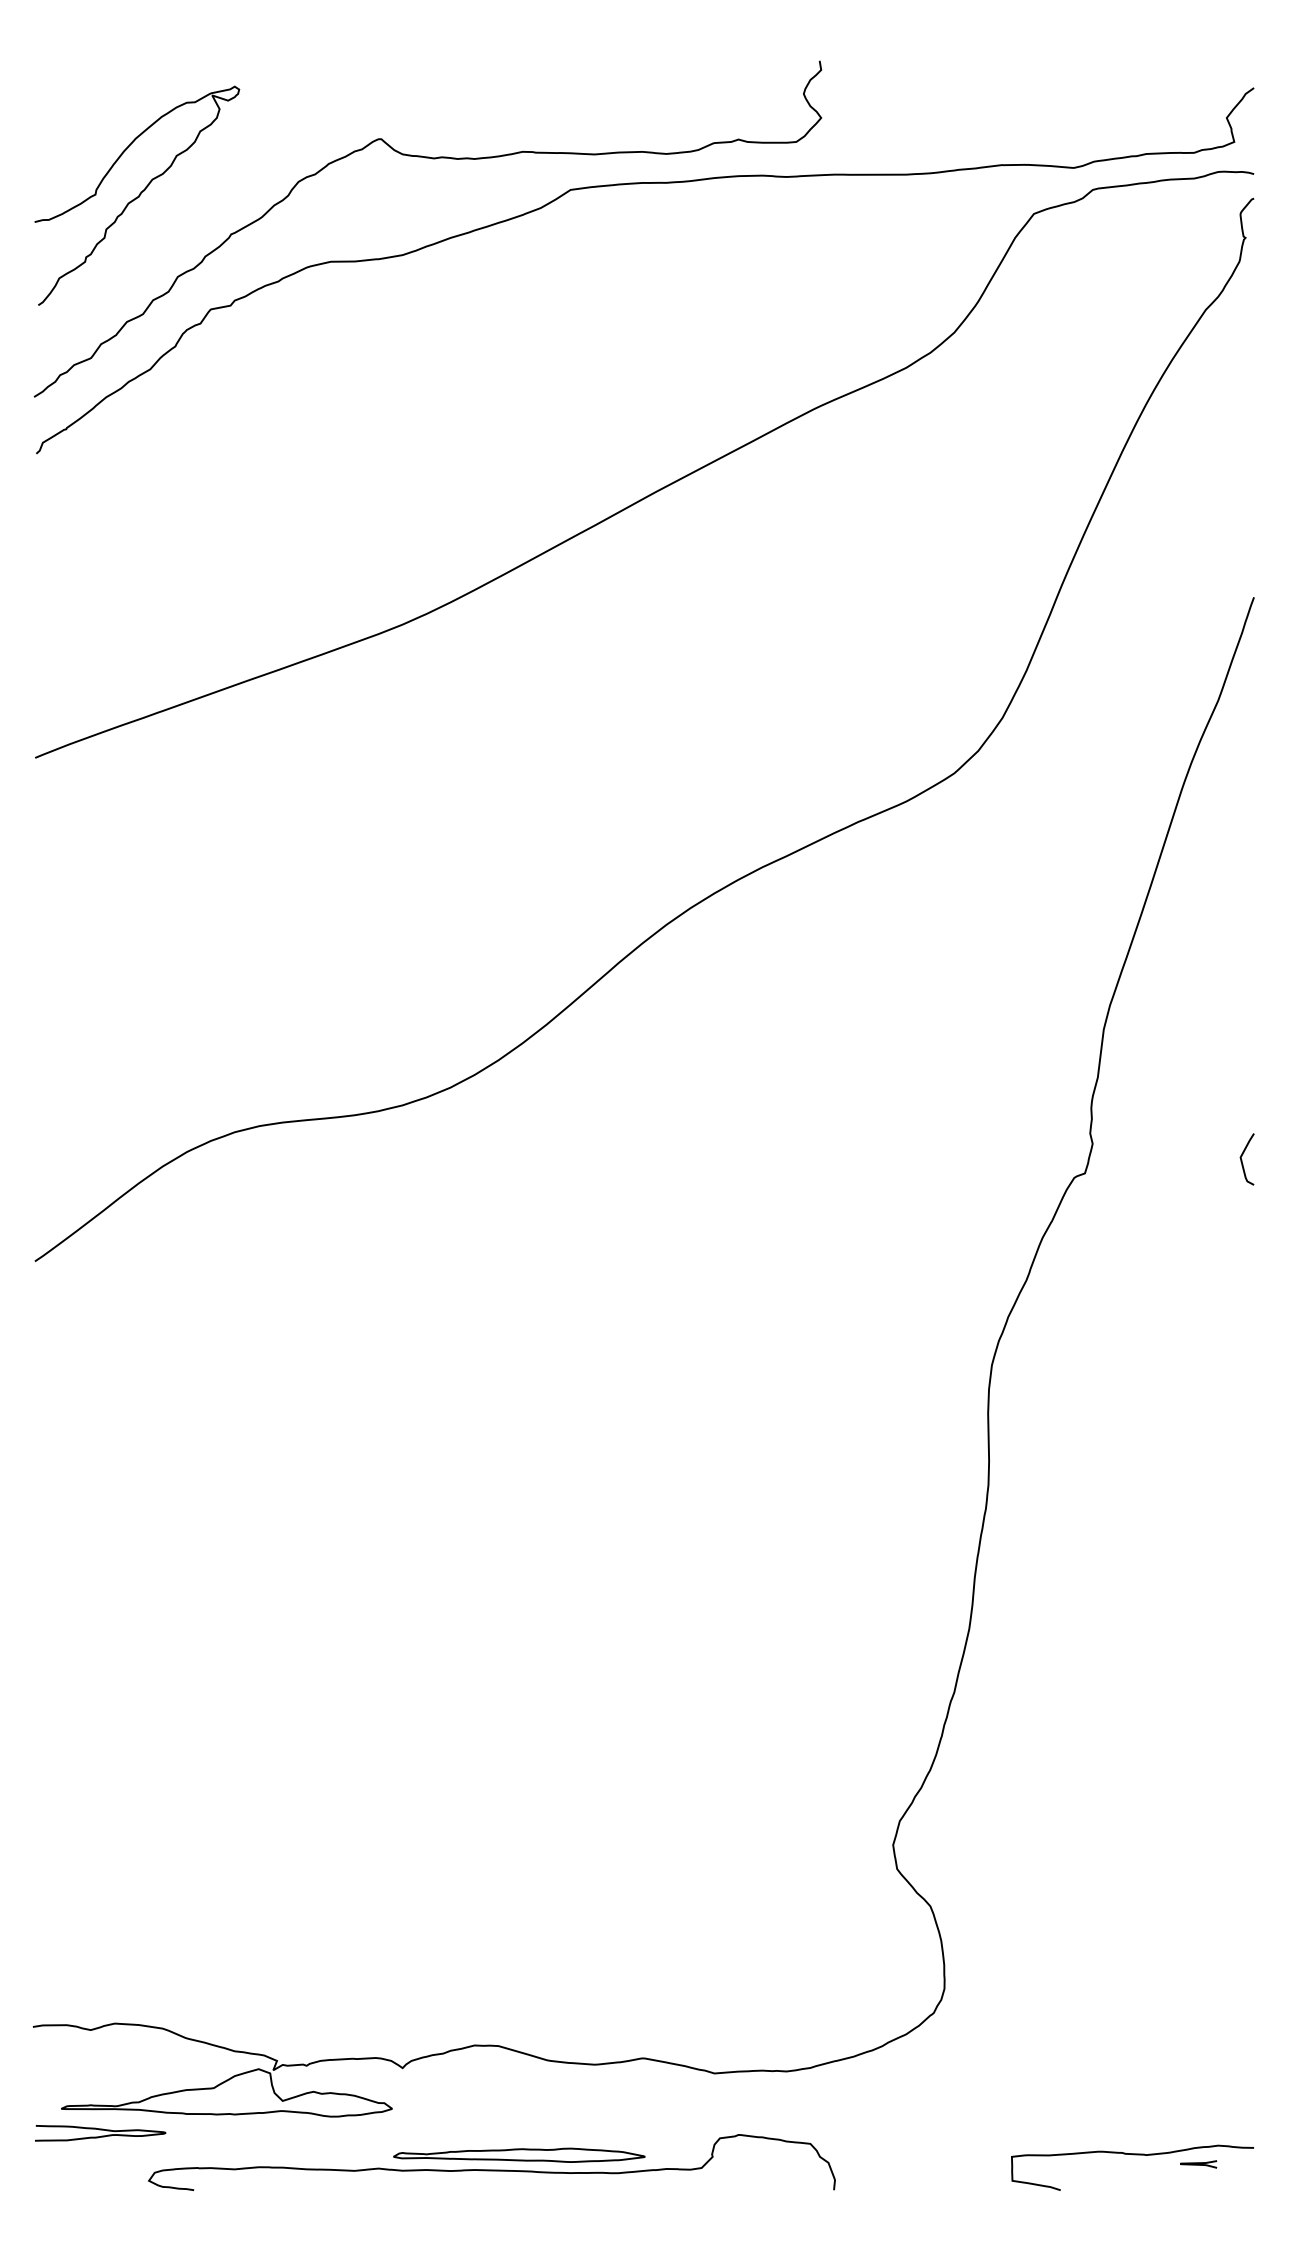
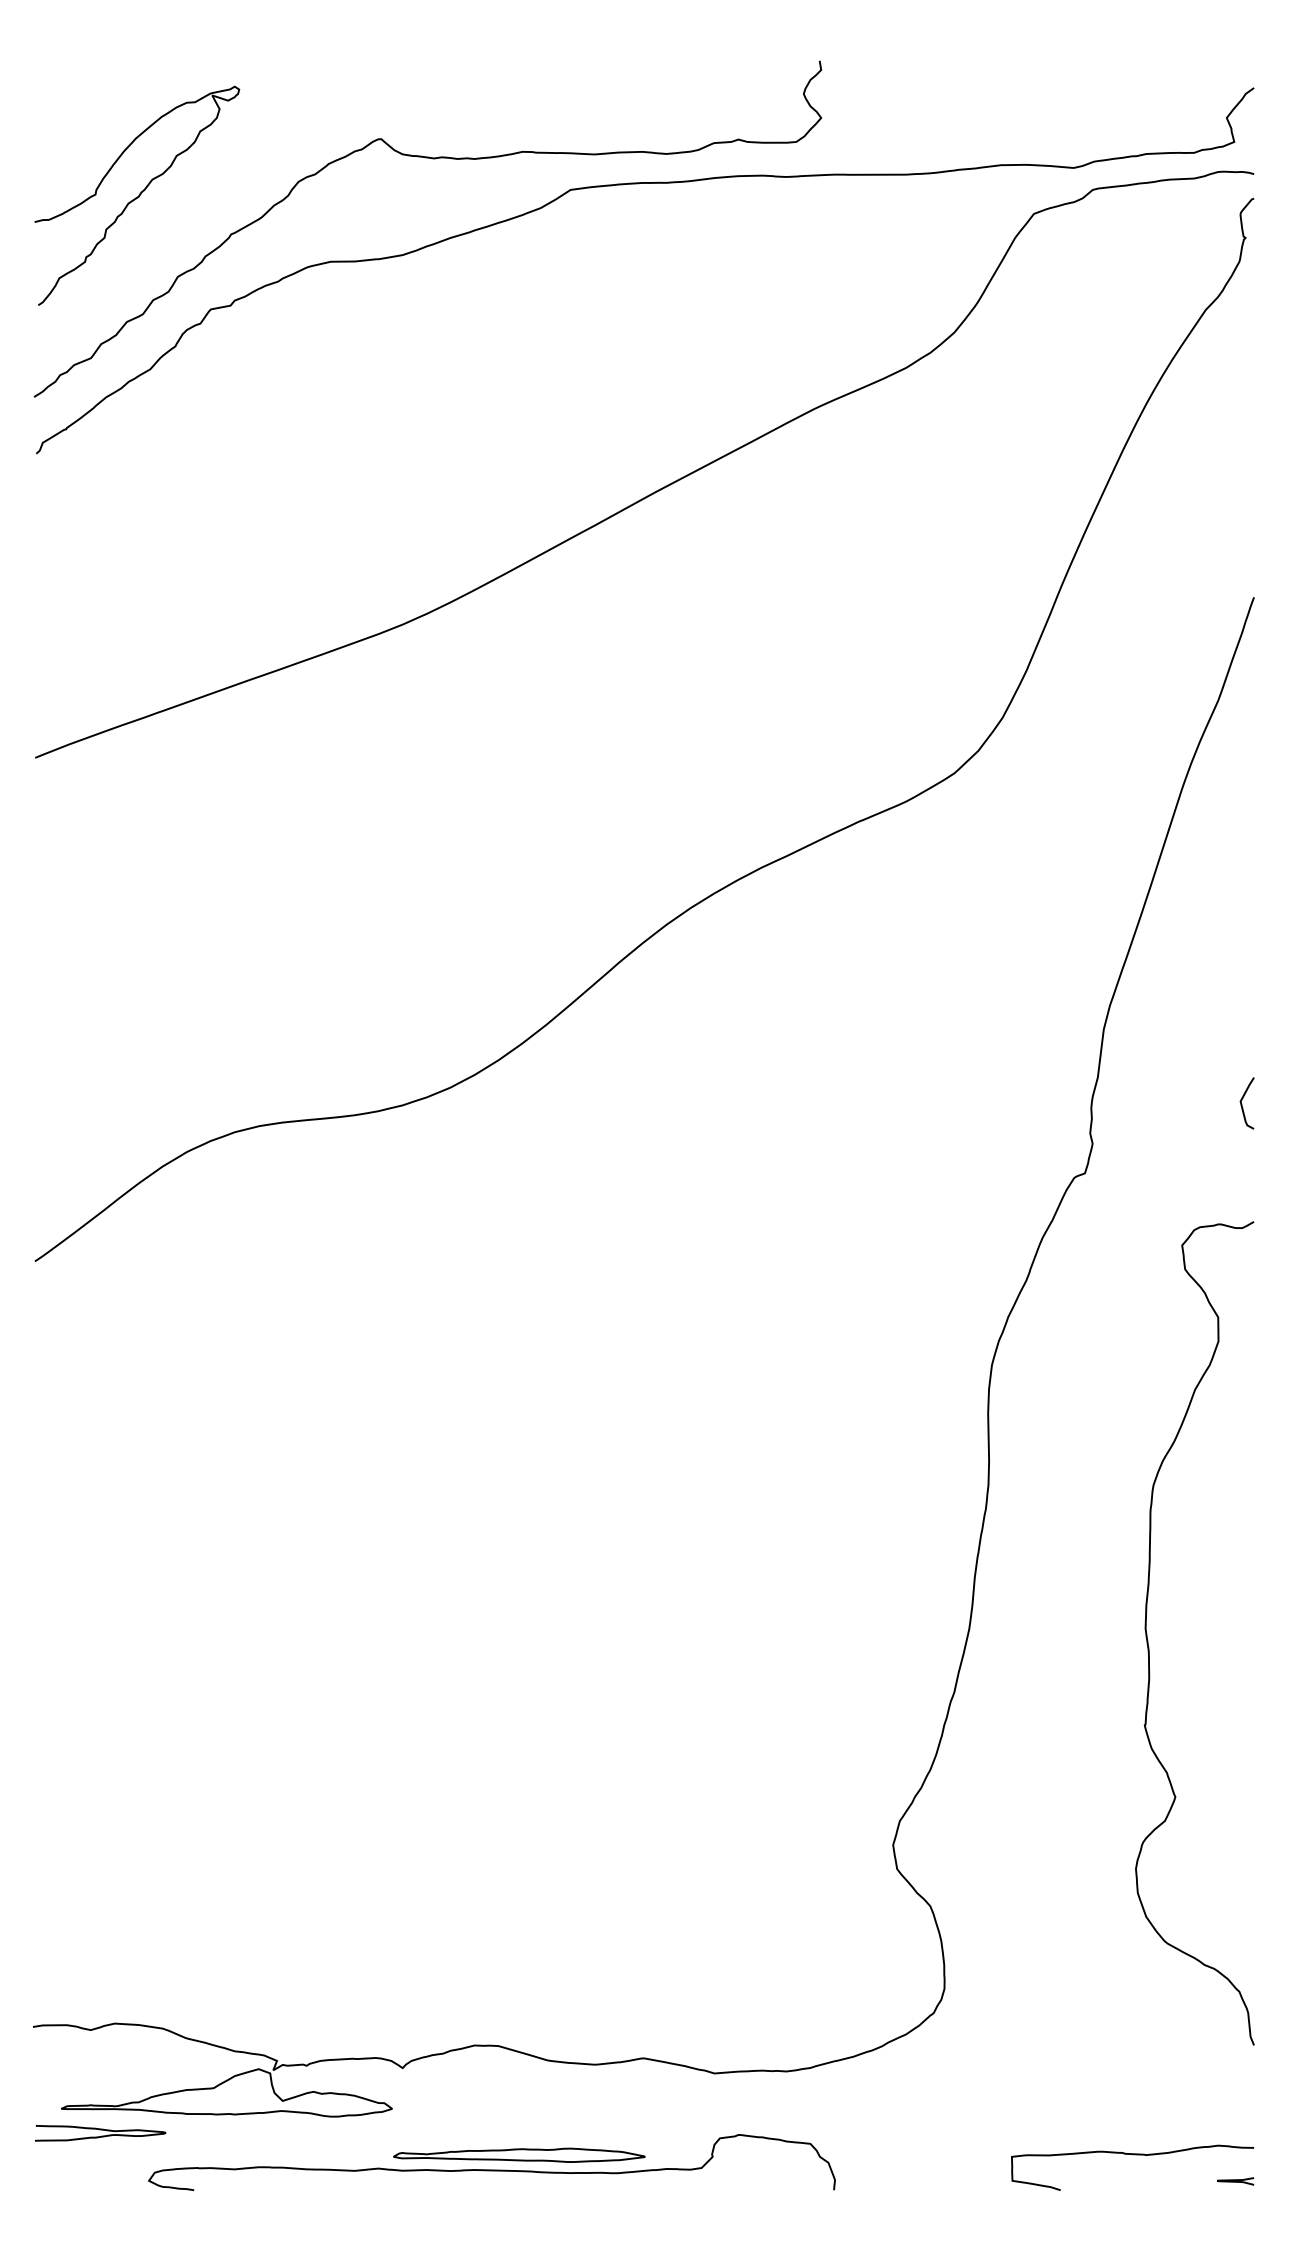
curve position: (1242, 1159) -> (1242, 1103) (1242, 1103)
curve: none -> present (1148, 1640)
curve position: (1198, 2164) -> (1235, 2181) (1235, 2181)
